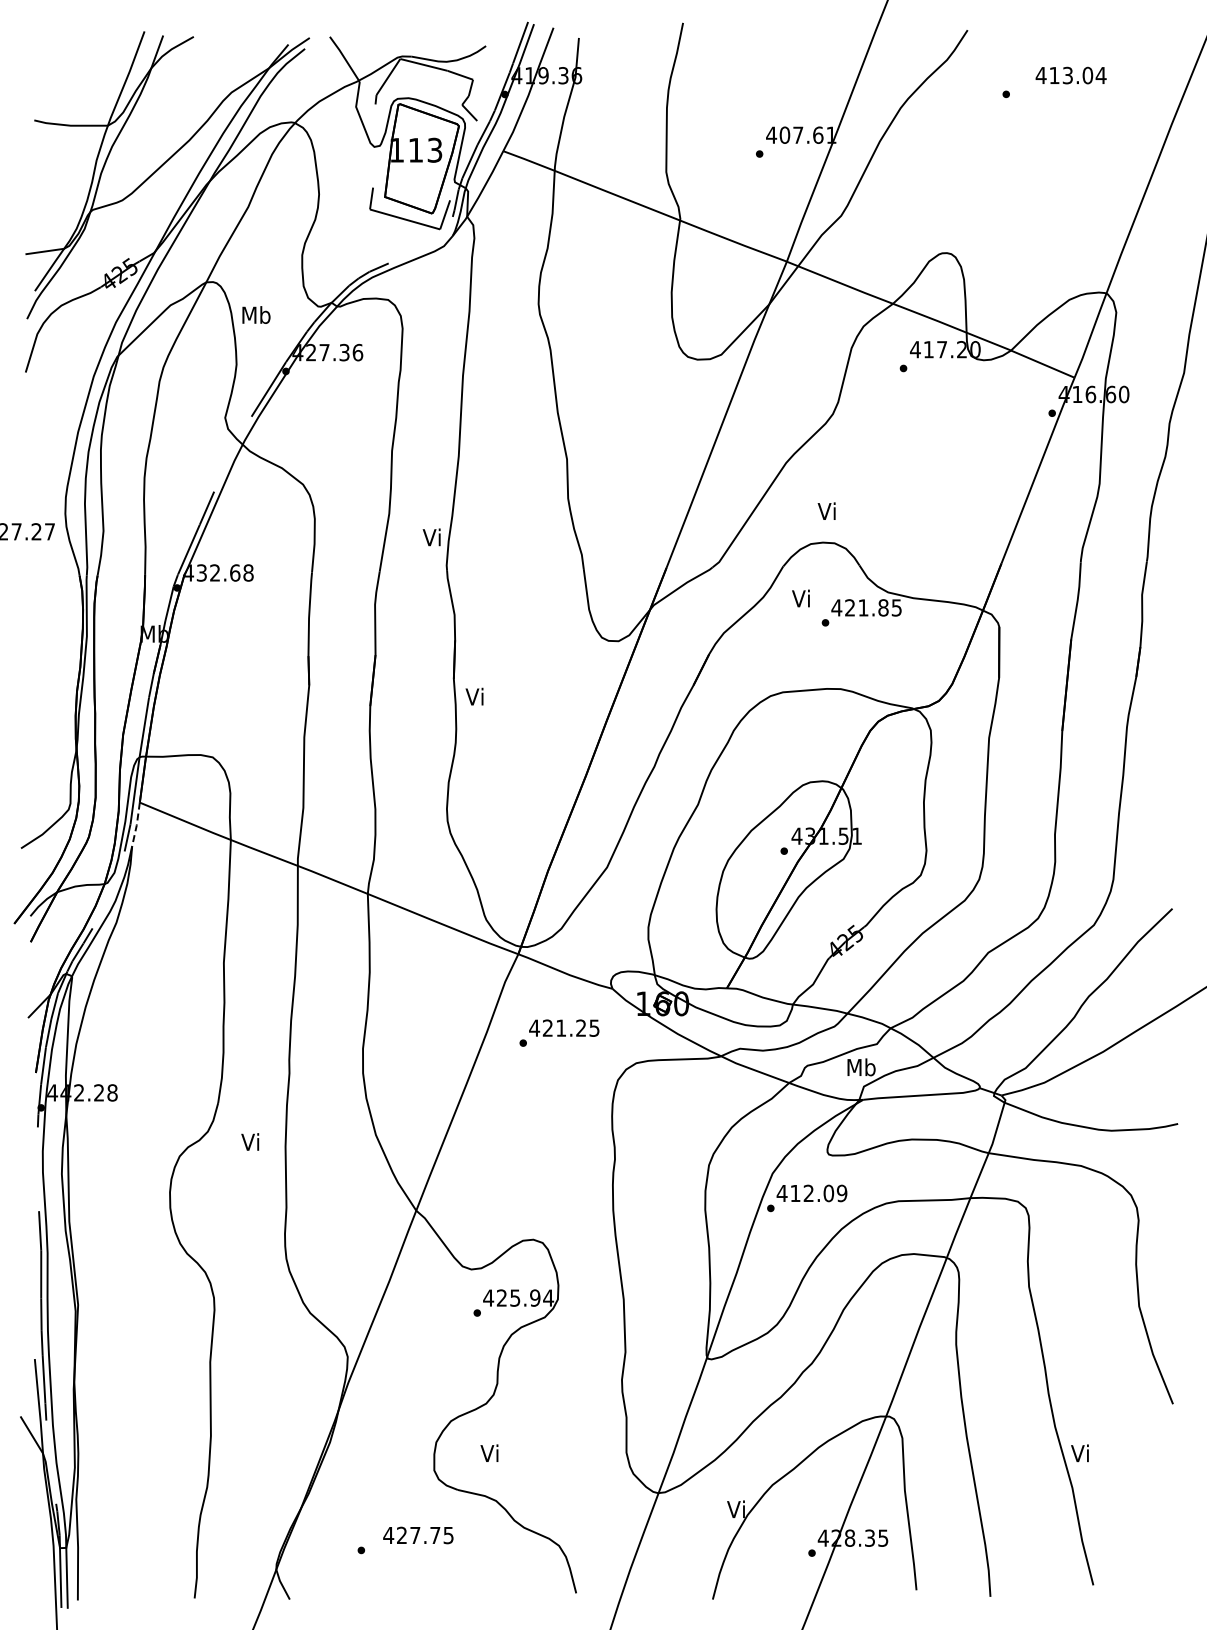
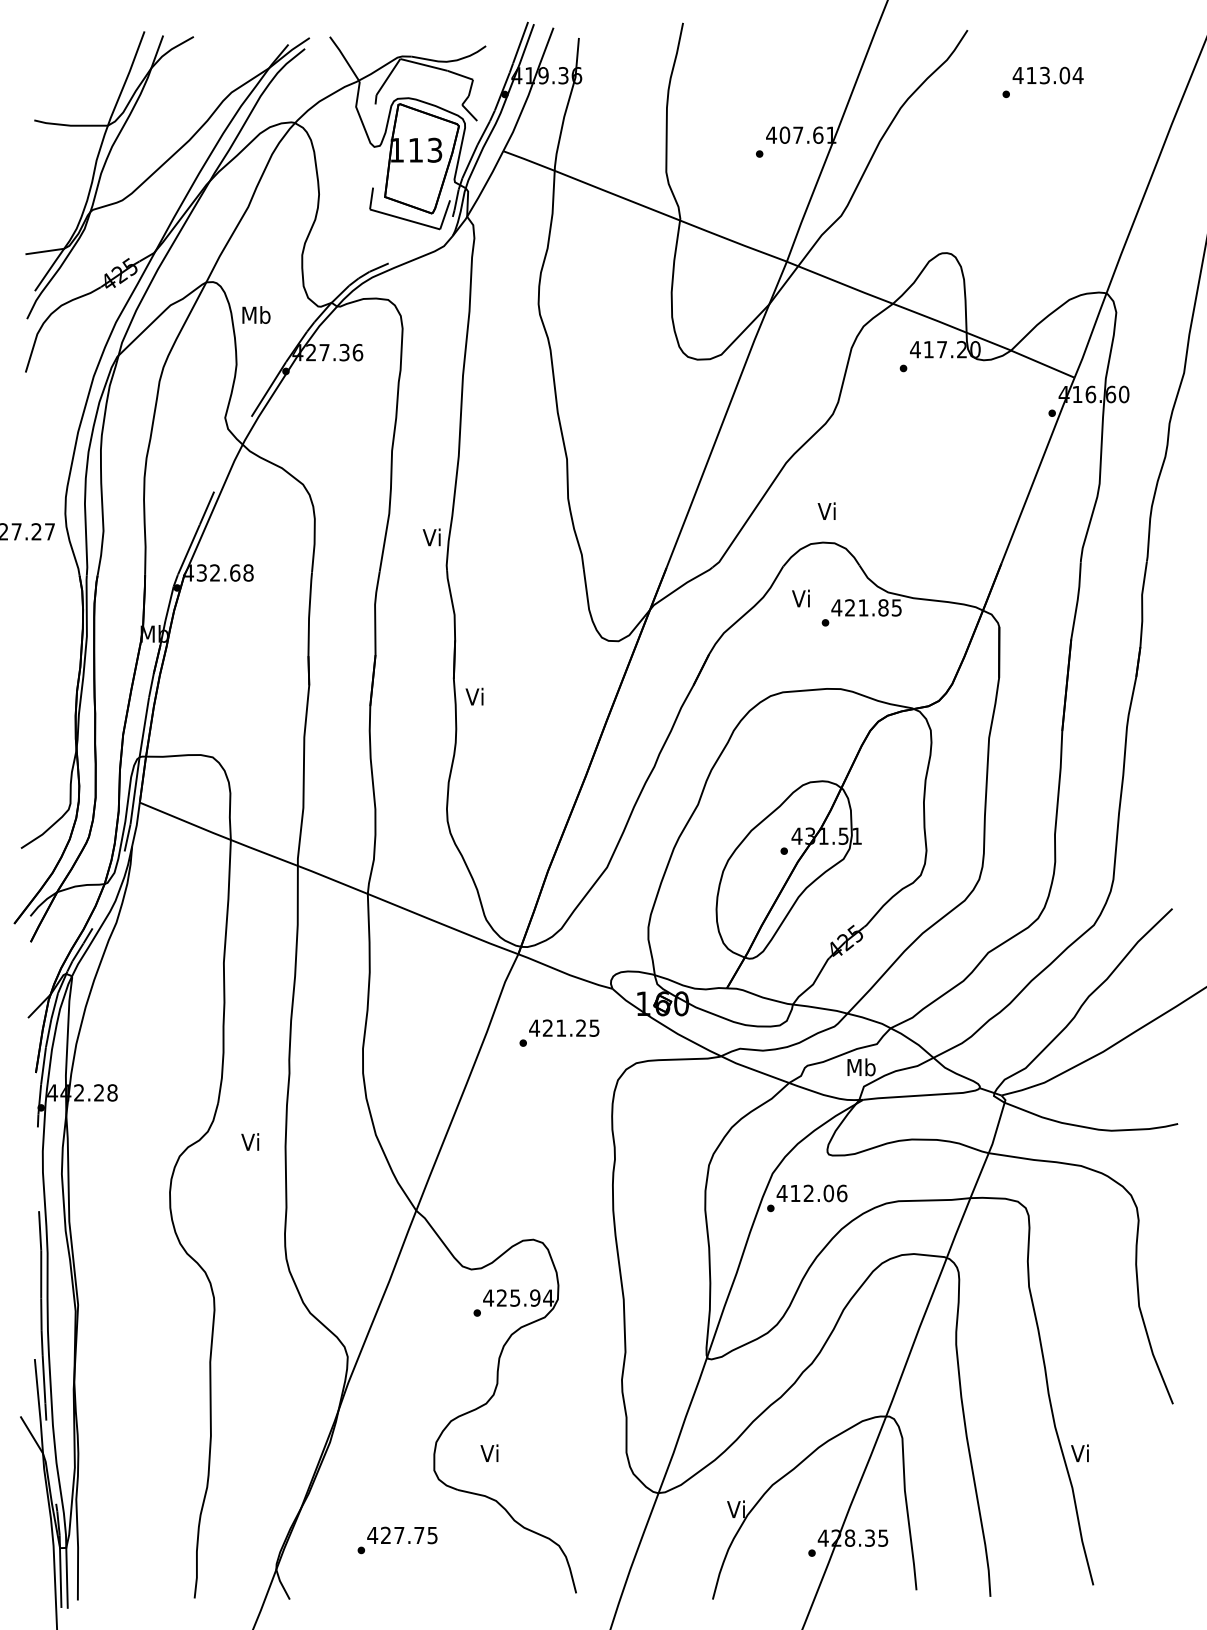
text position: (1070, 75) -> (1047, 75) (1047, 75)
line: dashed -> solid (136, 825)
text: 412.09 -> 412.06 (841, 1193)
text position: (418, 1535) -> (402, 1535) (402, 1535)
